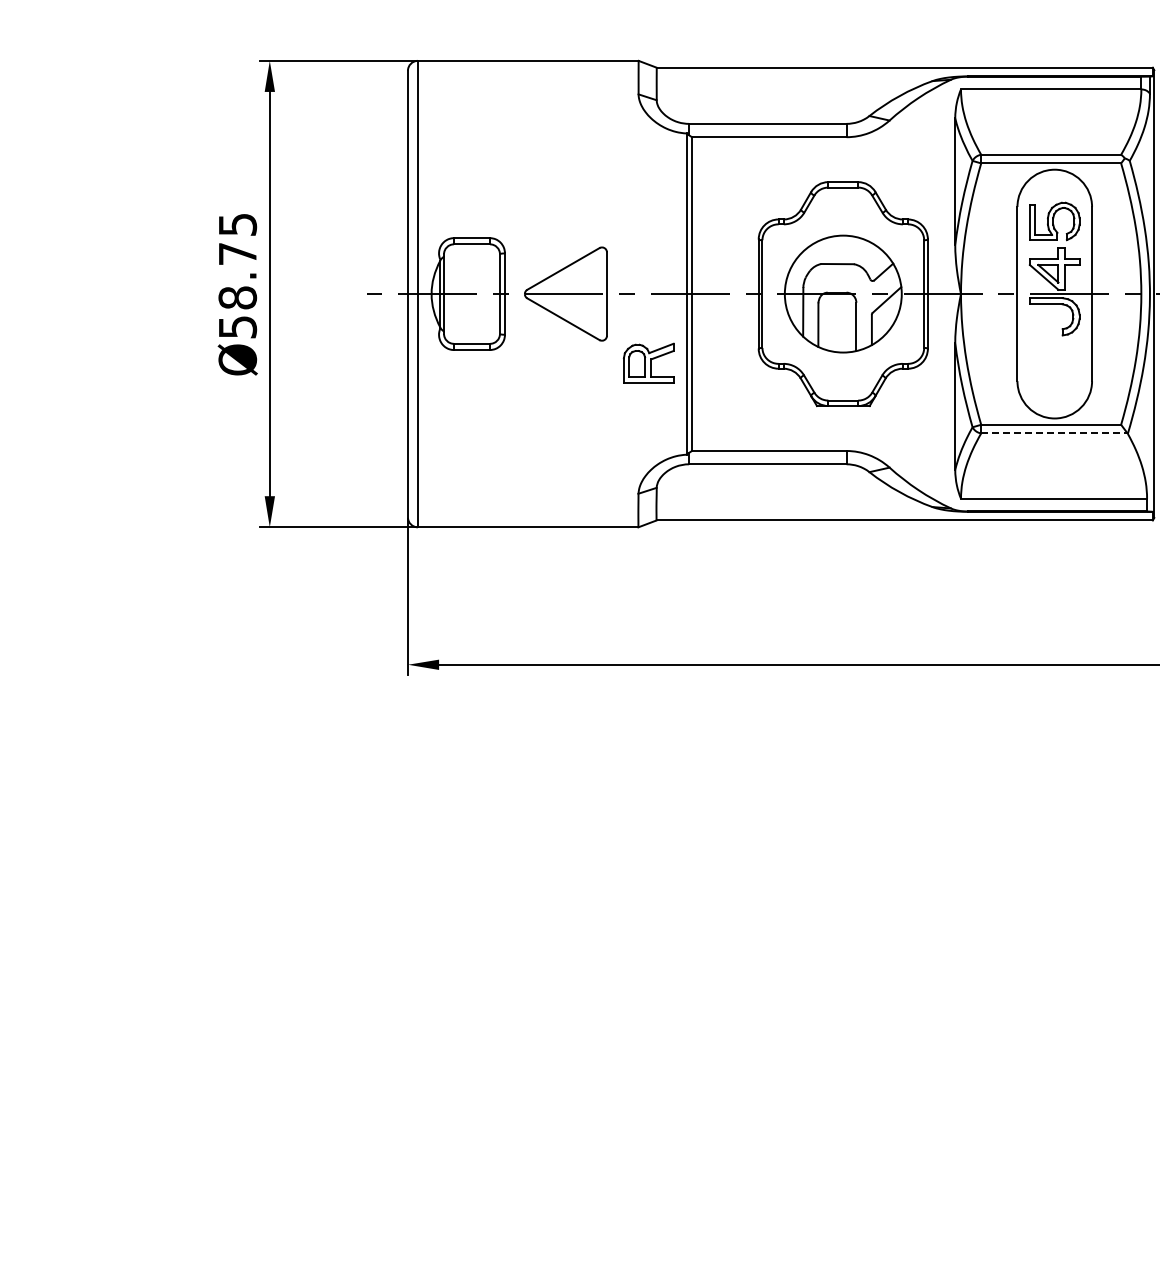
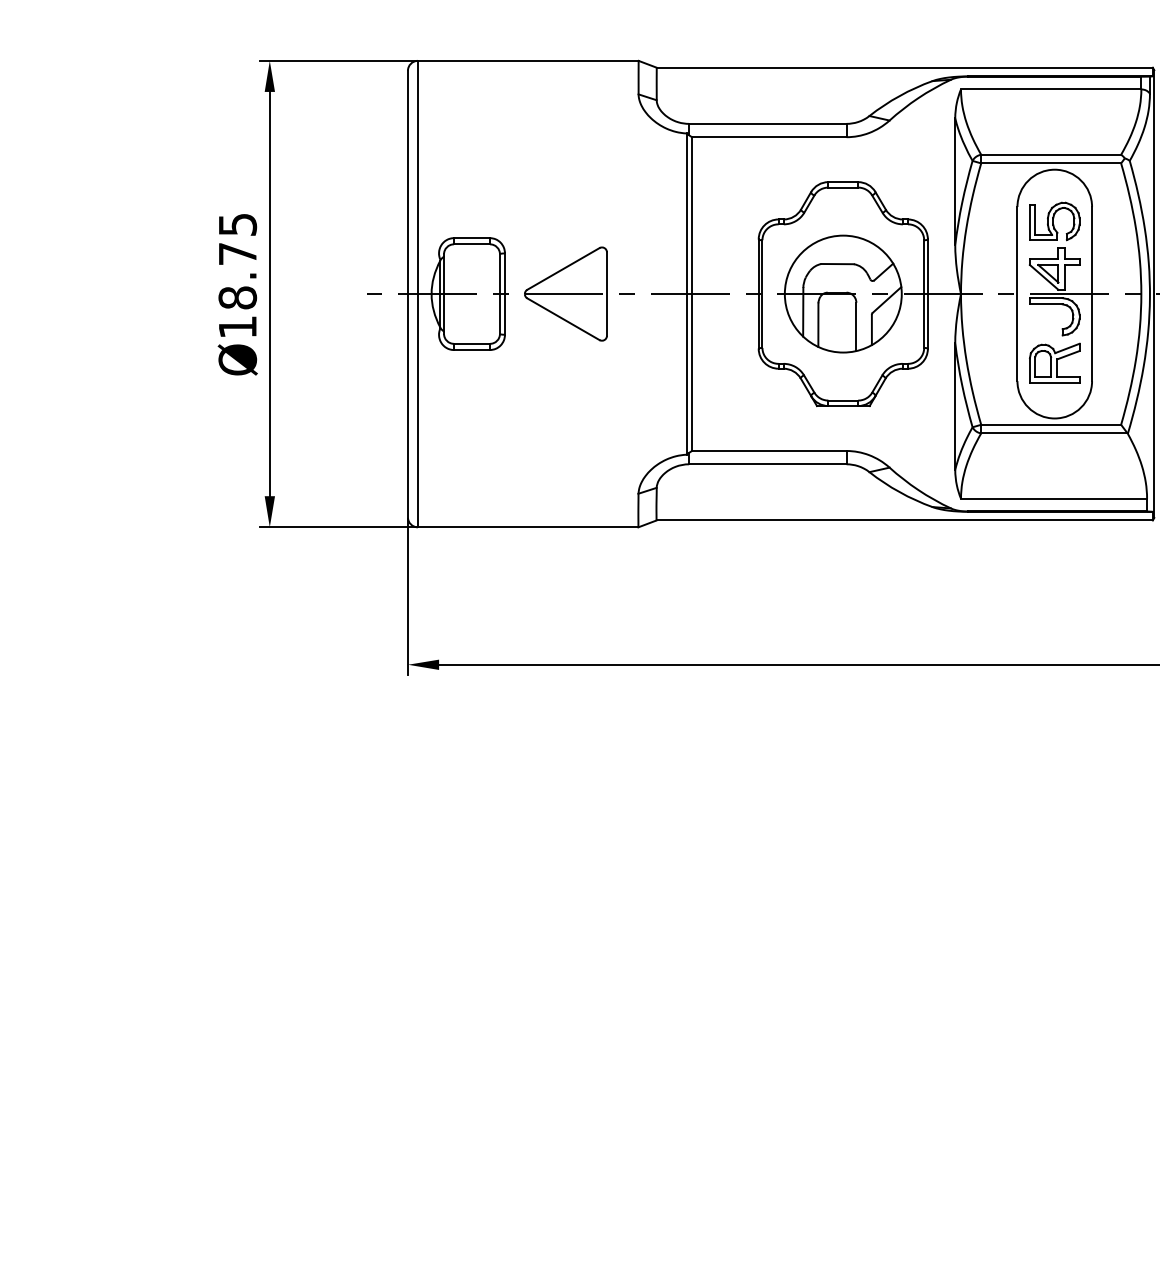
text: Ø58.75 -> Ø18.75 (238, 327)
part position: (648, 362) -> (1054, 362) (1054, 362)
line: dashed -> solid (1054, 433)
